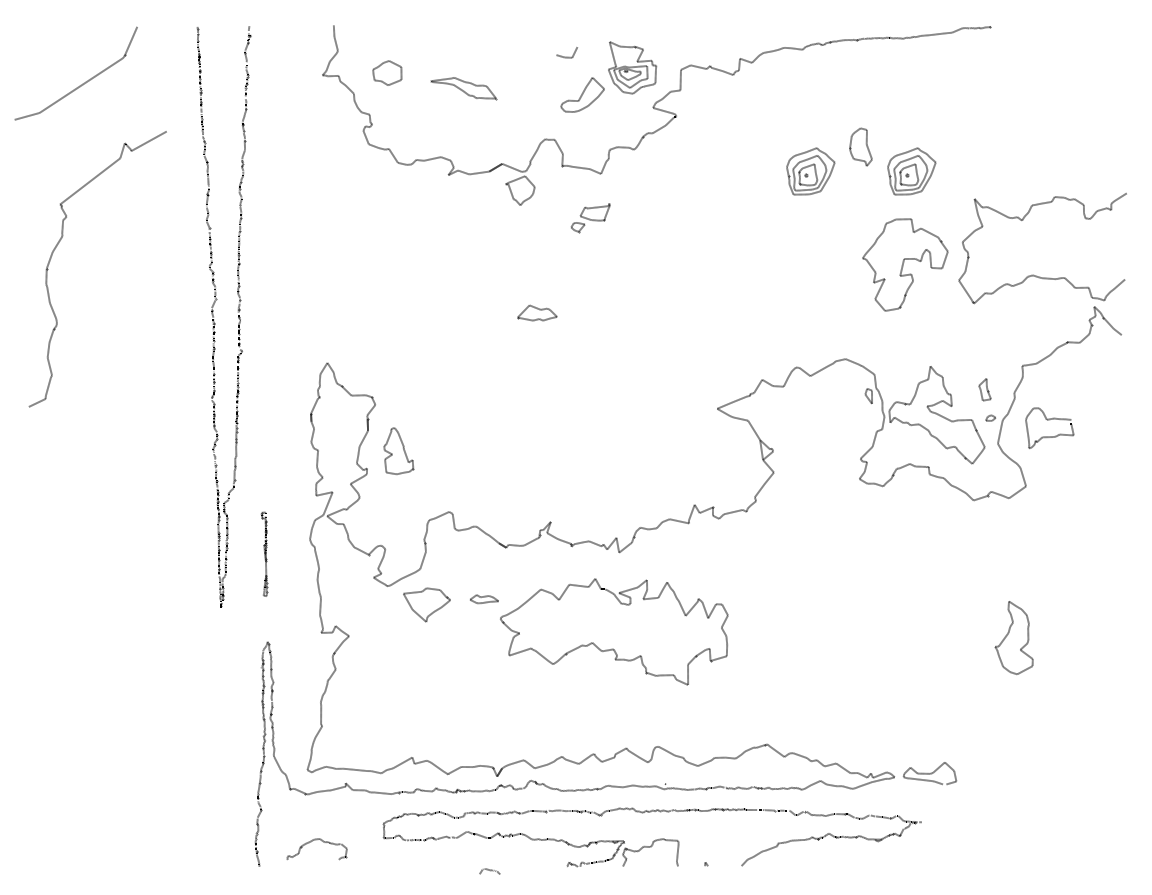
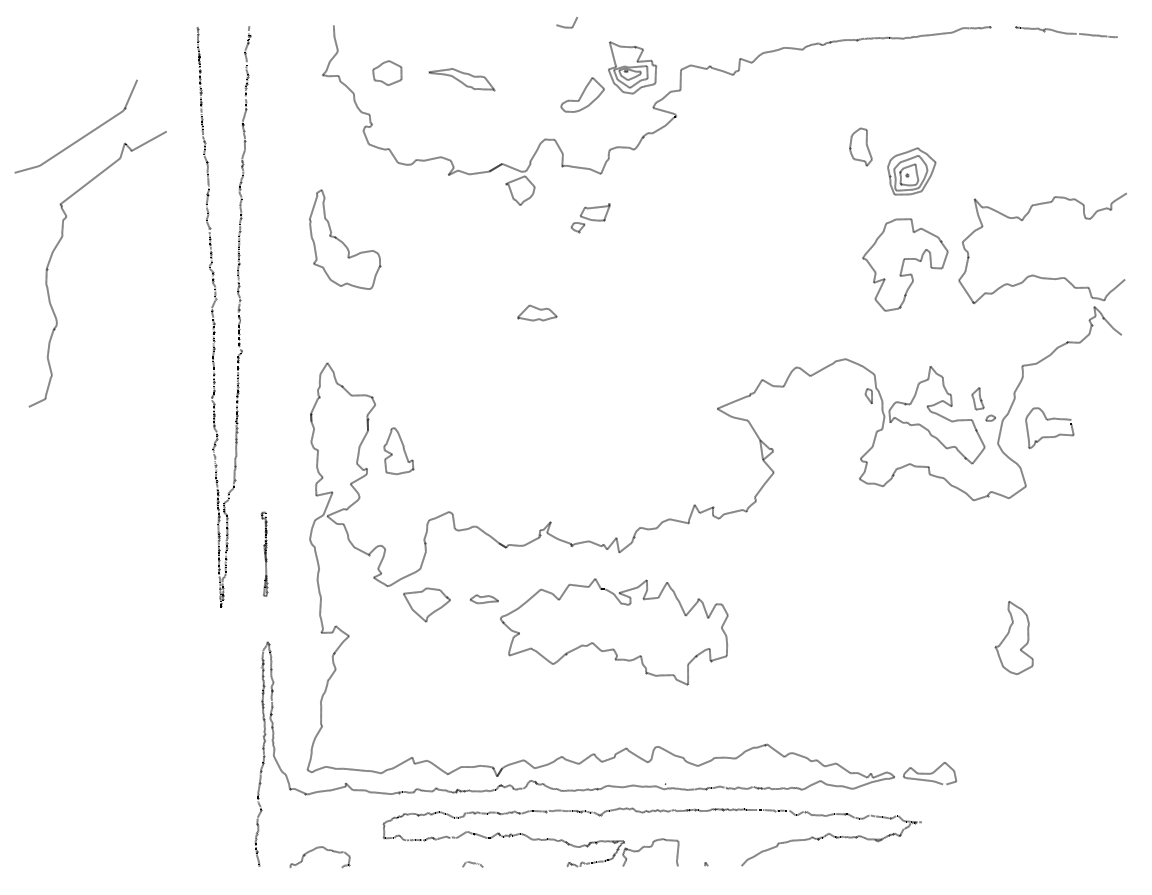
curve: none -> present (1066, 32)
line position: (566, 56) -> (566, 26) (566, 26)
curve position: (82, 83) -> (82, 136) (82, 136)
part position: (463, 88) -> (461, 79) (461, 79)
part: present -> none (810, 171)
part: none -> present (345, 239)
part position: (984, 389) -> (977, 398) (977, 398)
curve position: (311, 842) -> (314, 850) (314, 850)
curve position: (489, 870) -> (472, 863) (472, 863)
